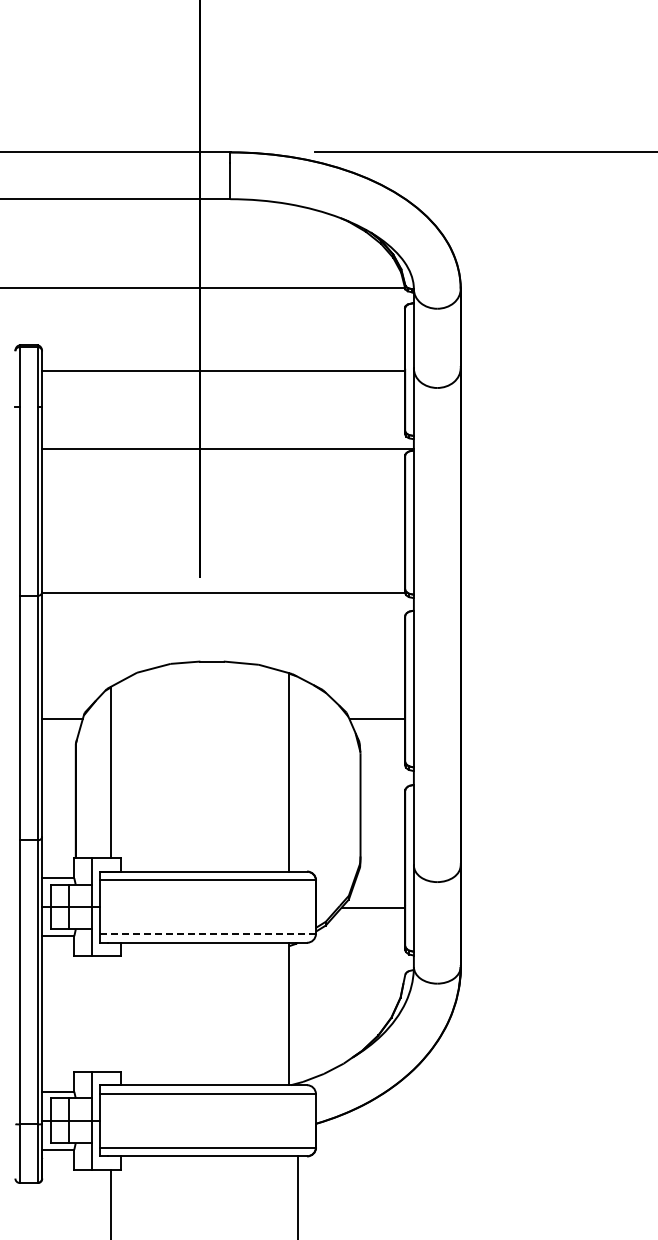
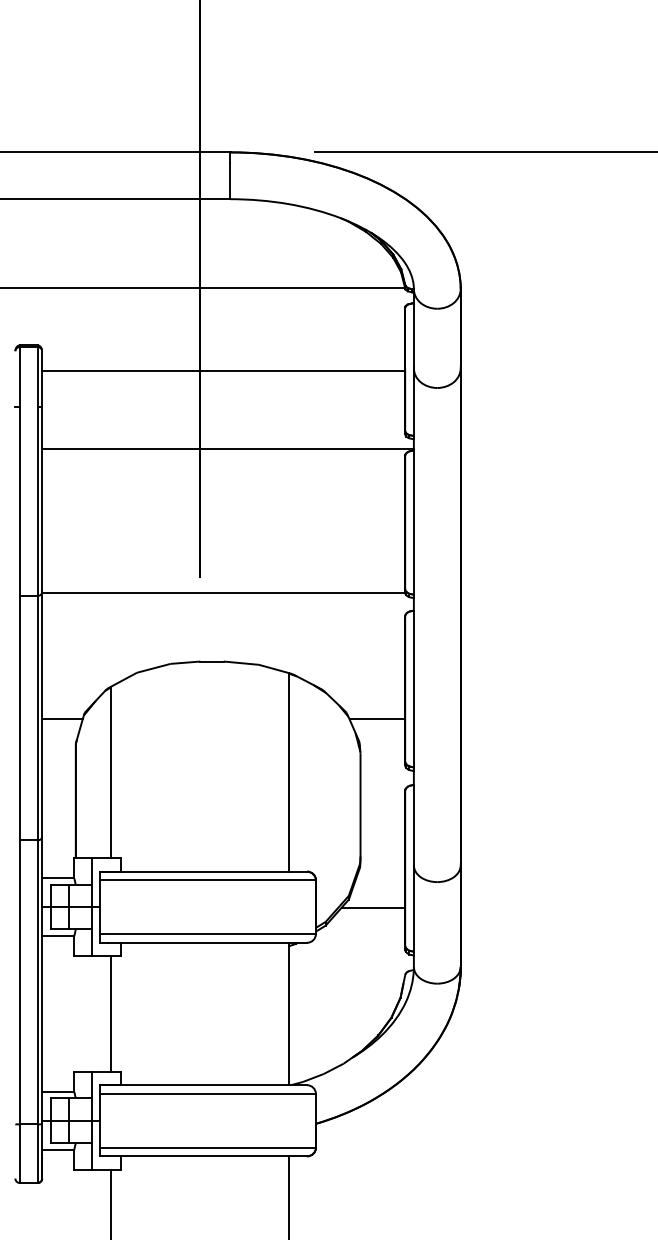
line: dashed -> solid (208, 934)
line: none -> present (111, 1013)
line position: (298, 1196) -> (289, 1196) (289, 1196)
